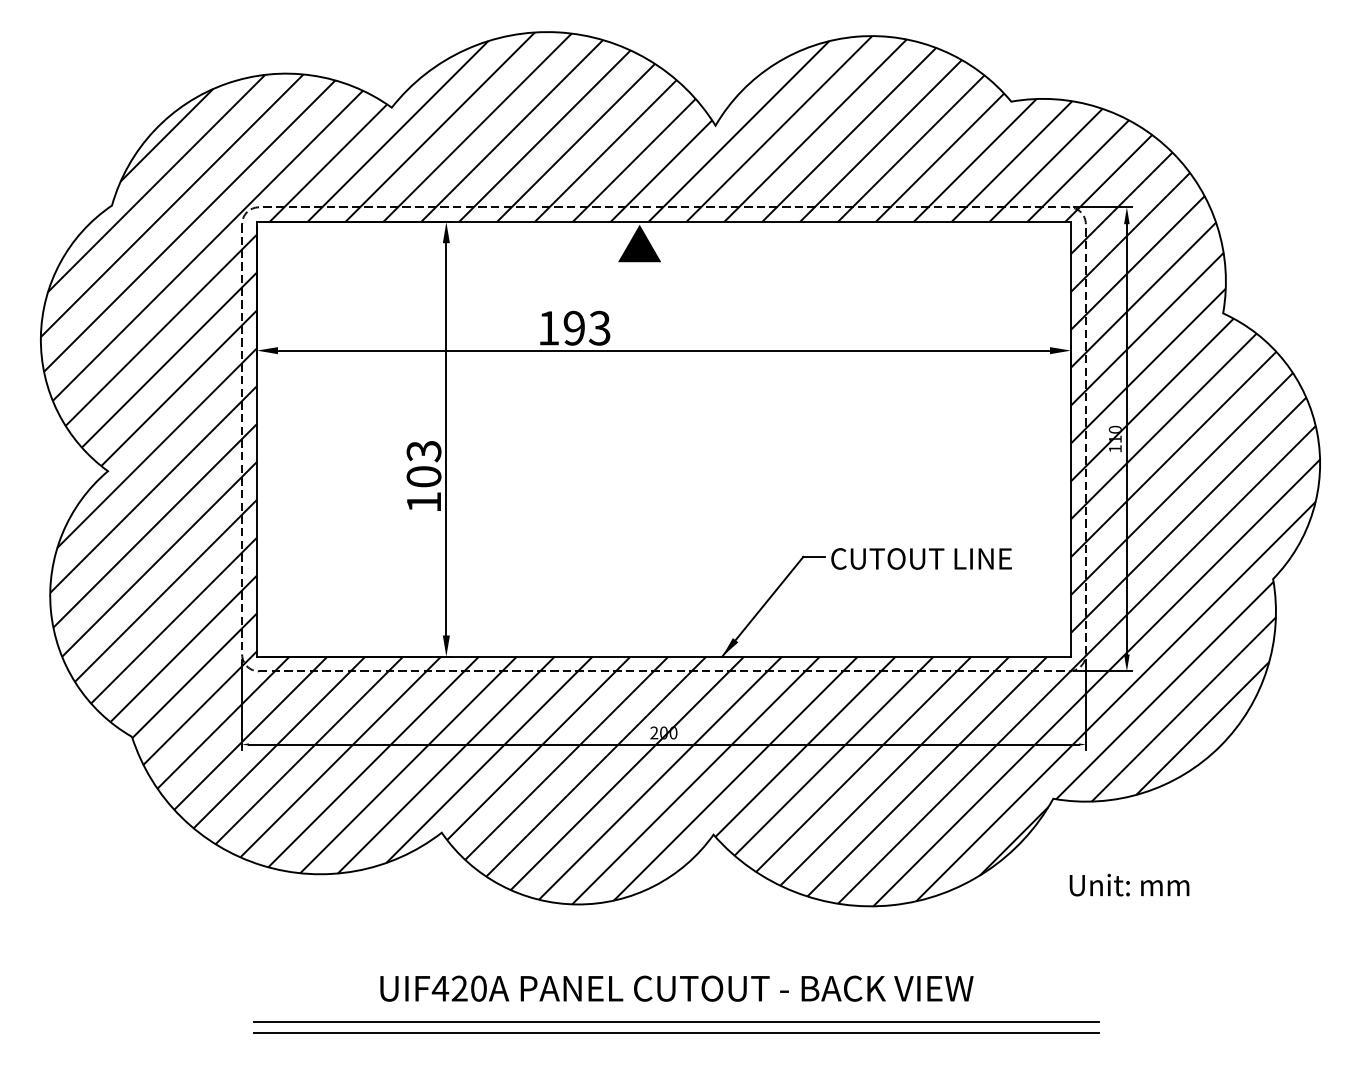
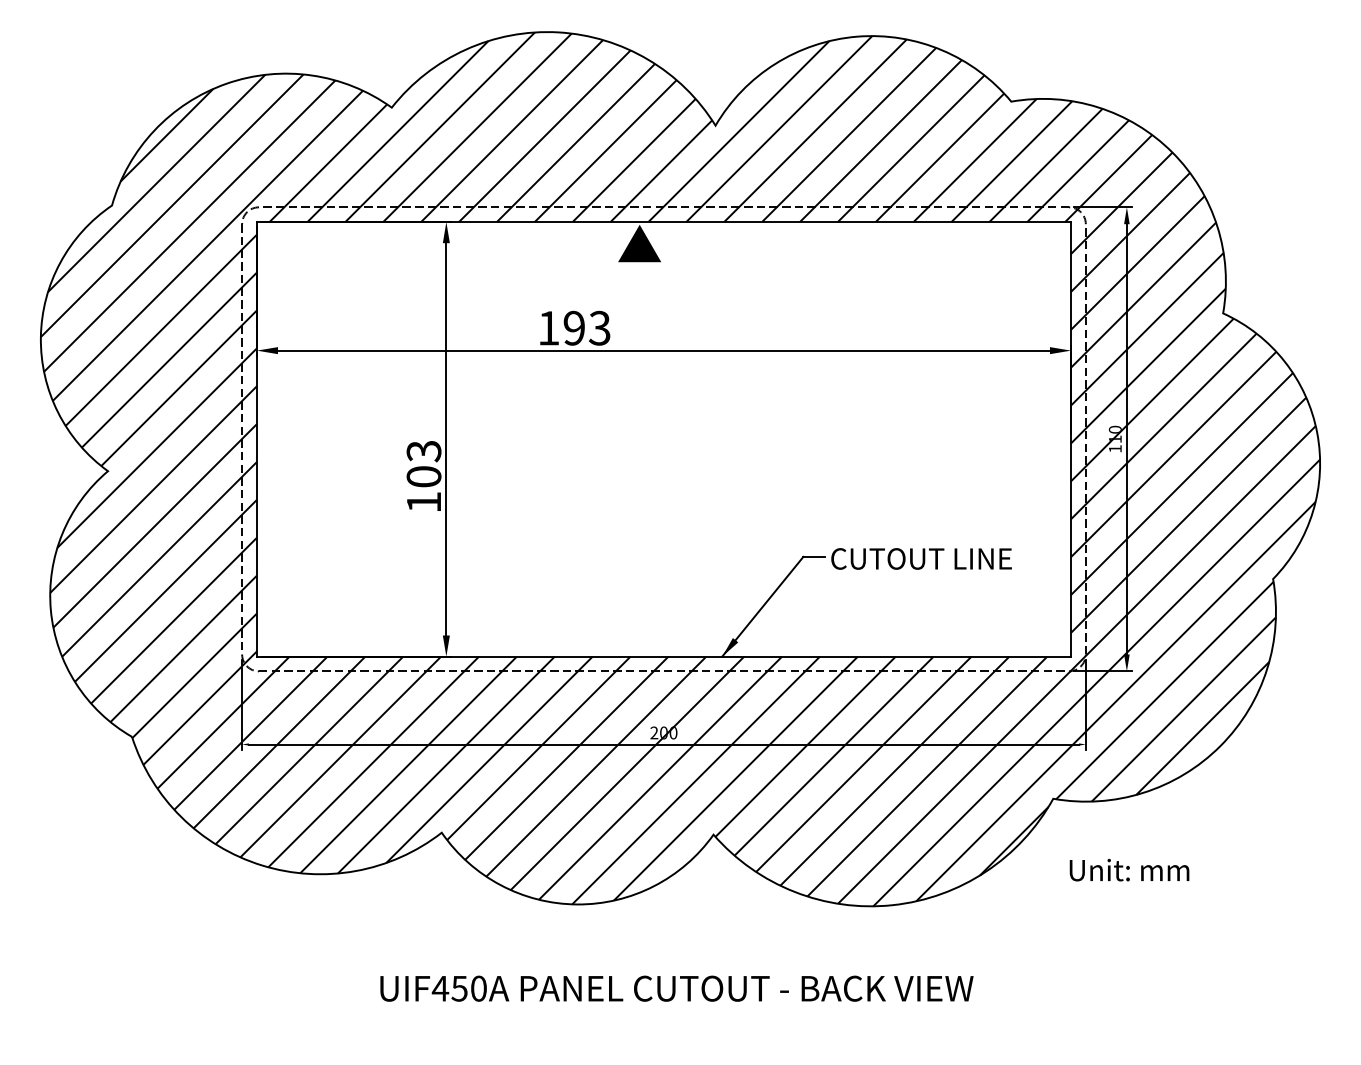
text position: (1129, 884) -> (1129, 869) (1129, 869)
text: UIF420A -> UIF450A (459, 988)
line: present -> none (676, 1022)
line: present -> none (676, 1032)
